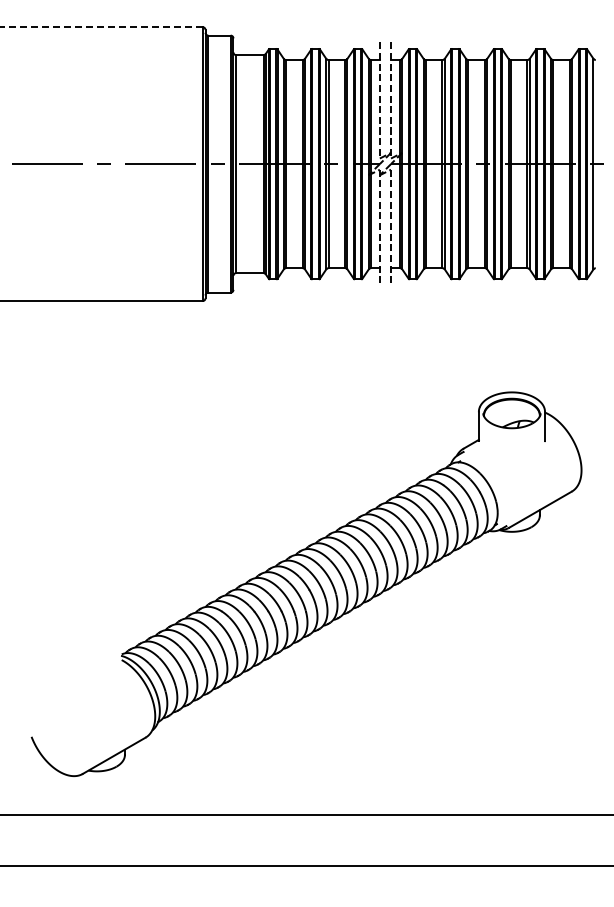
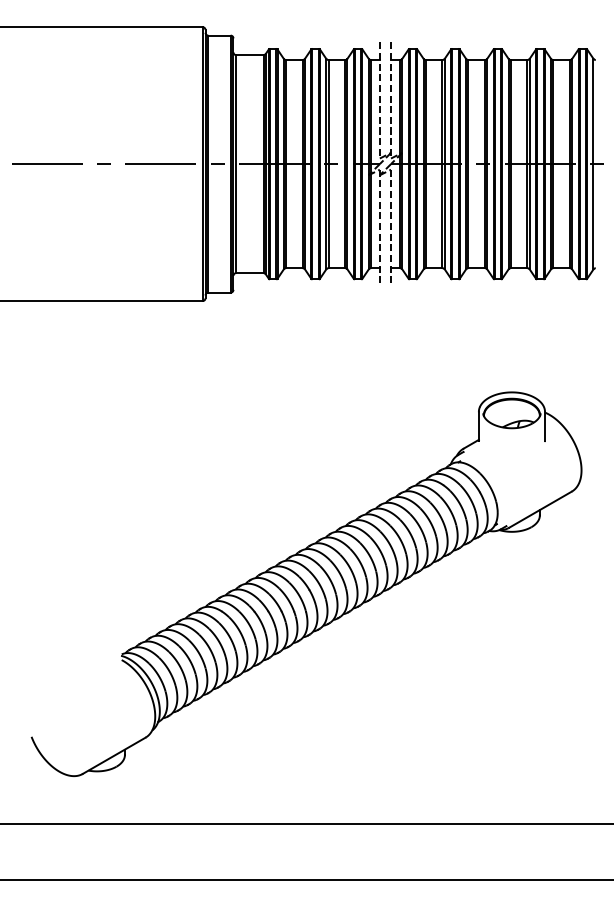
line: dashed -> solid (101, 27)
line position: (306, 814) -> (306, 823) (306, 823)
line position: (306, 865) -> (306, 879) (306, 879)
